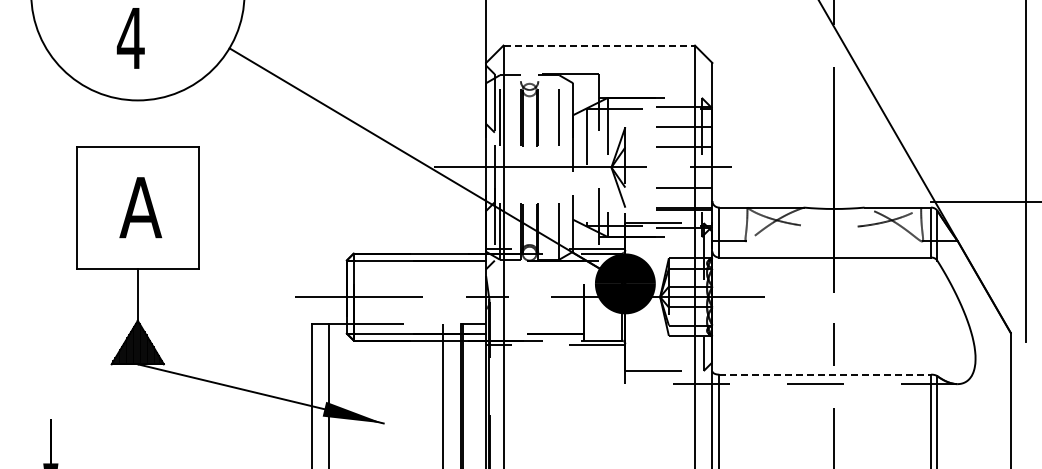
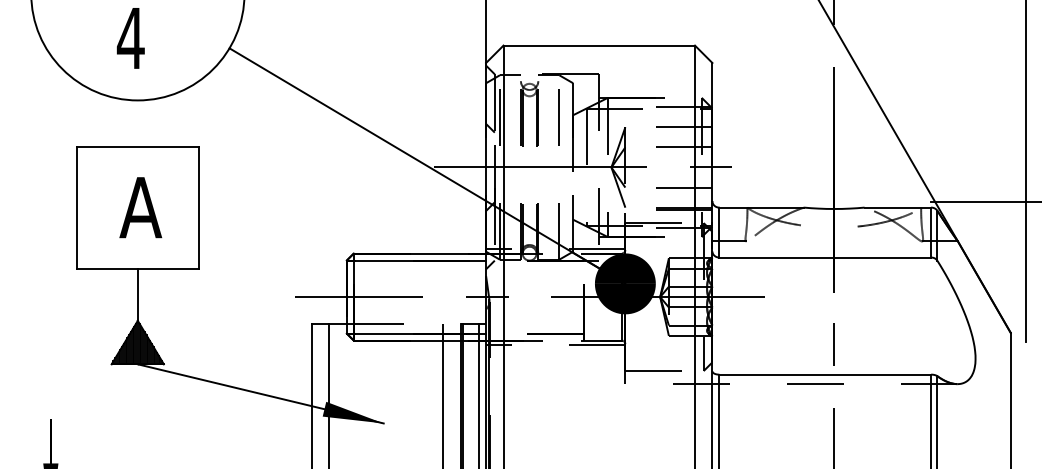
line: dashed -> solid (599, 45)
line: dashed -> solid (825, 374)
line: none -> present (479, 394)
